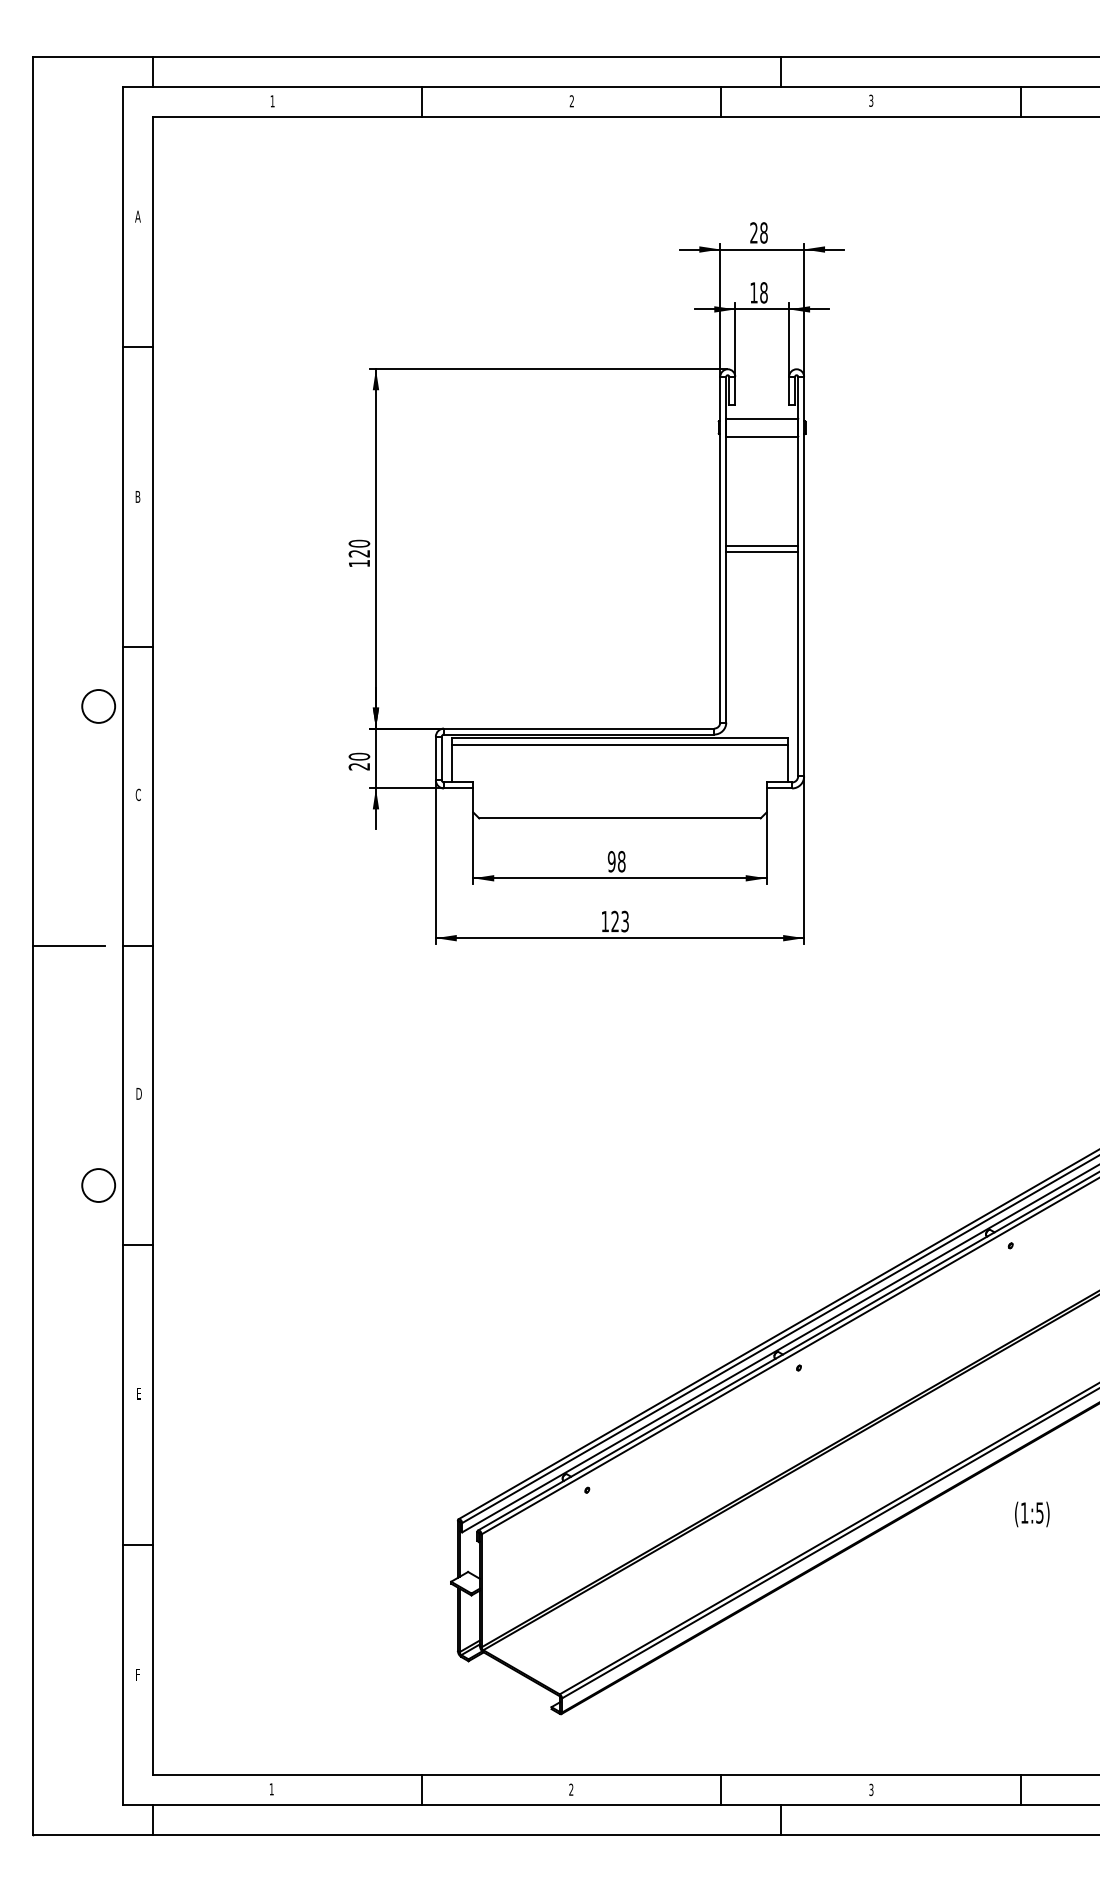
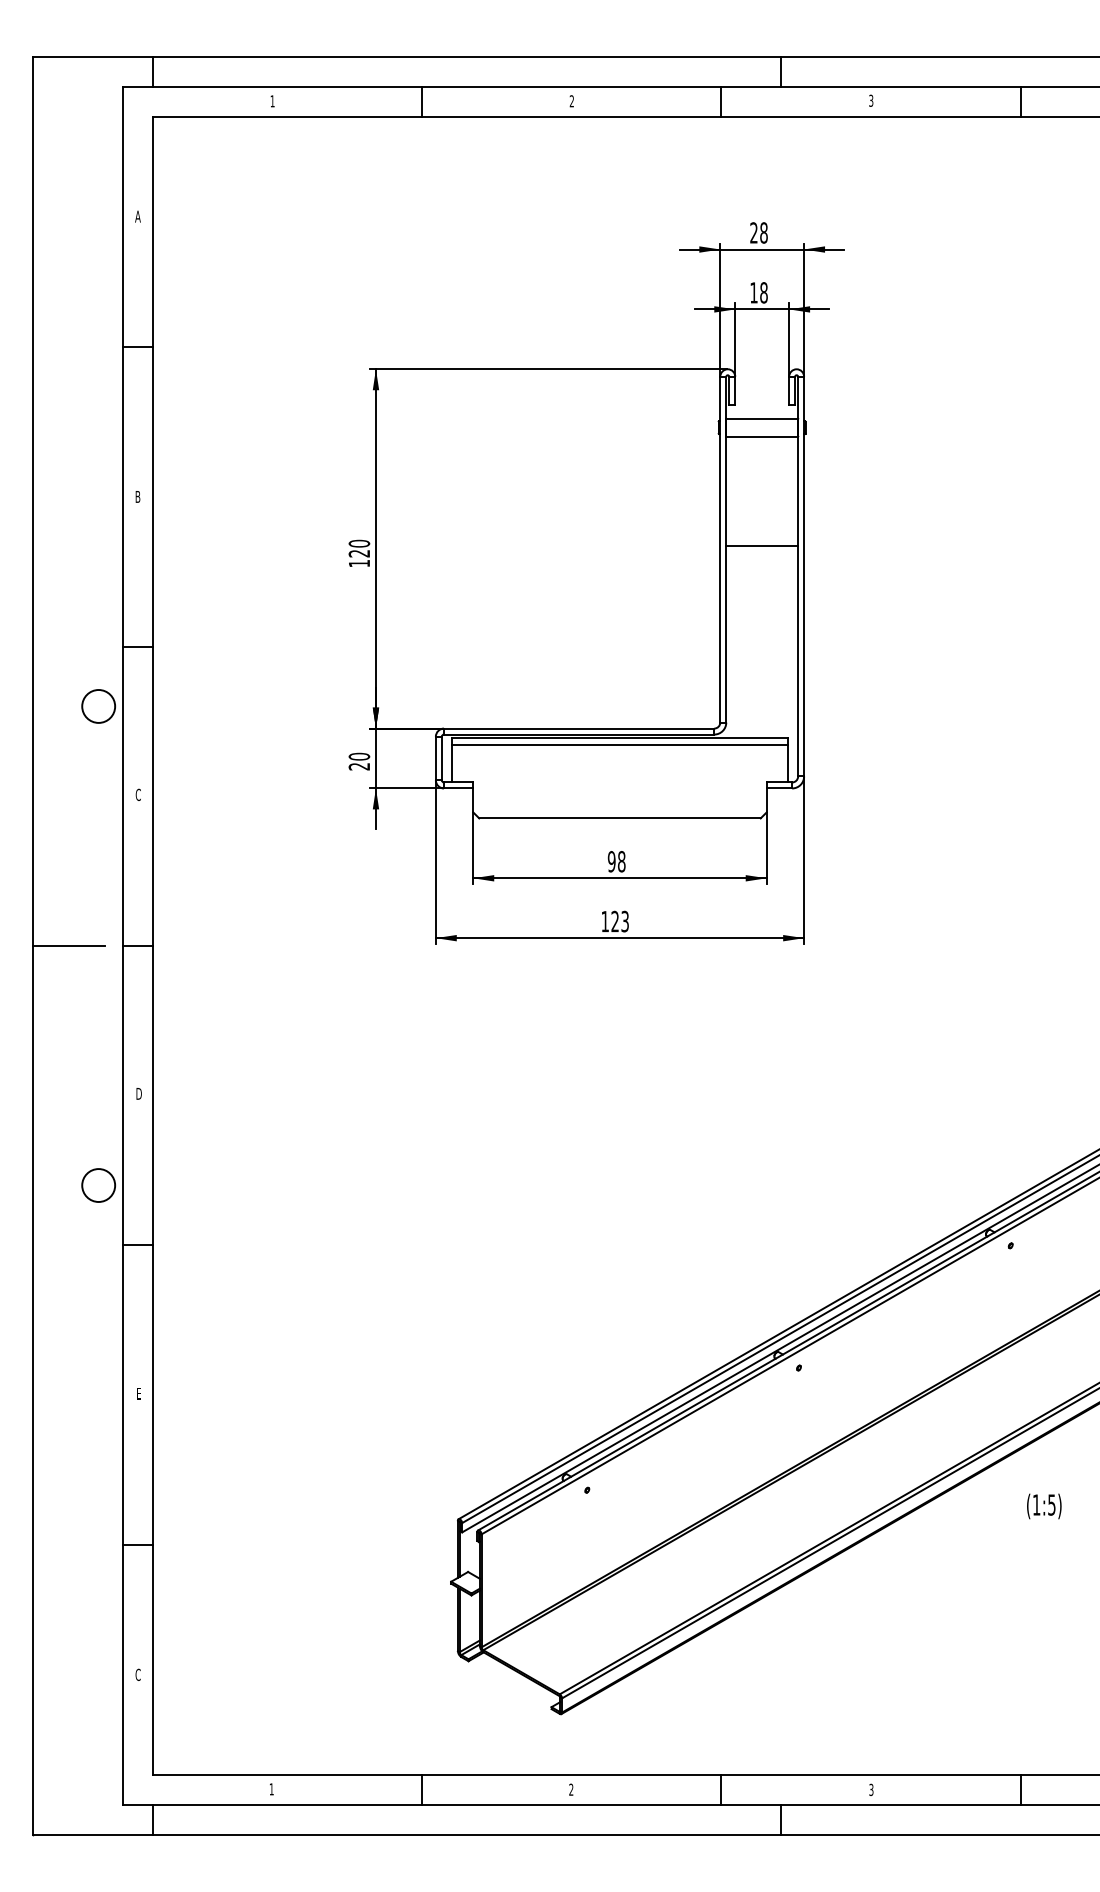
line: present -> none (762, 551)
text position: (1032, 1514) -> (1044, 1506) (1044, 1506)
text: F -> C (137, 1674)
